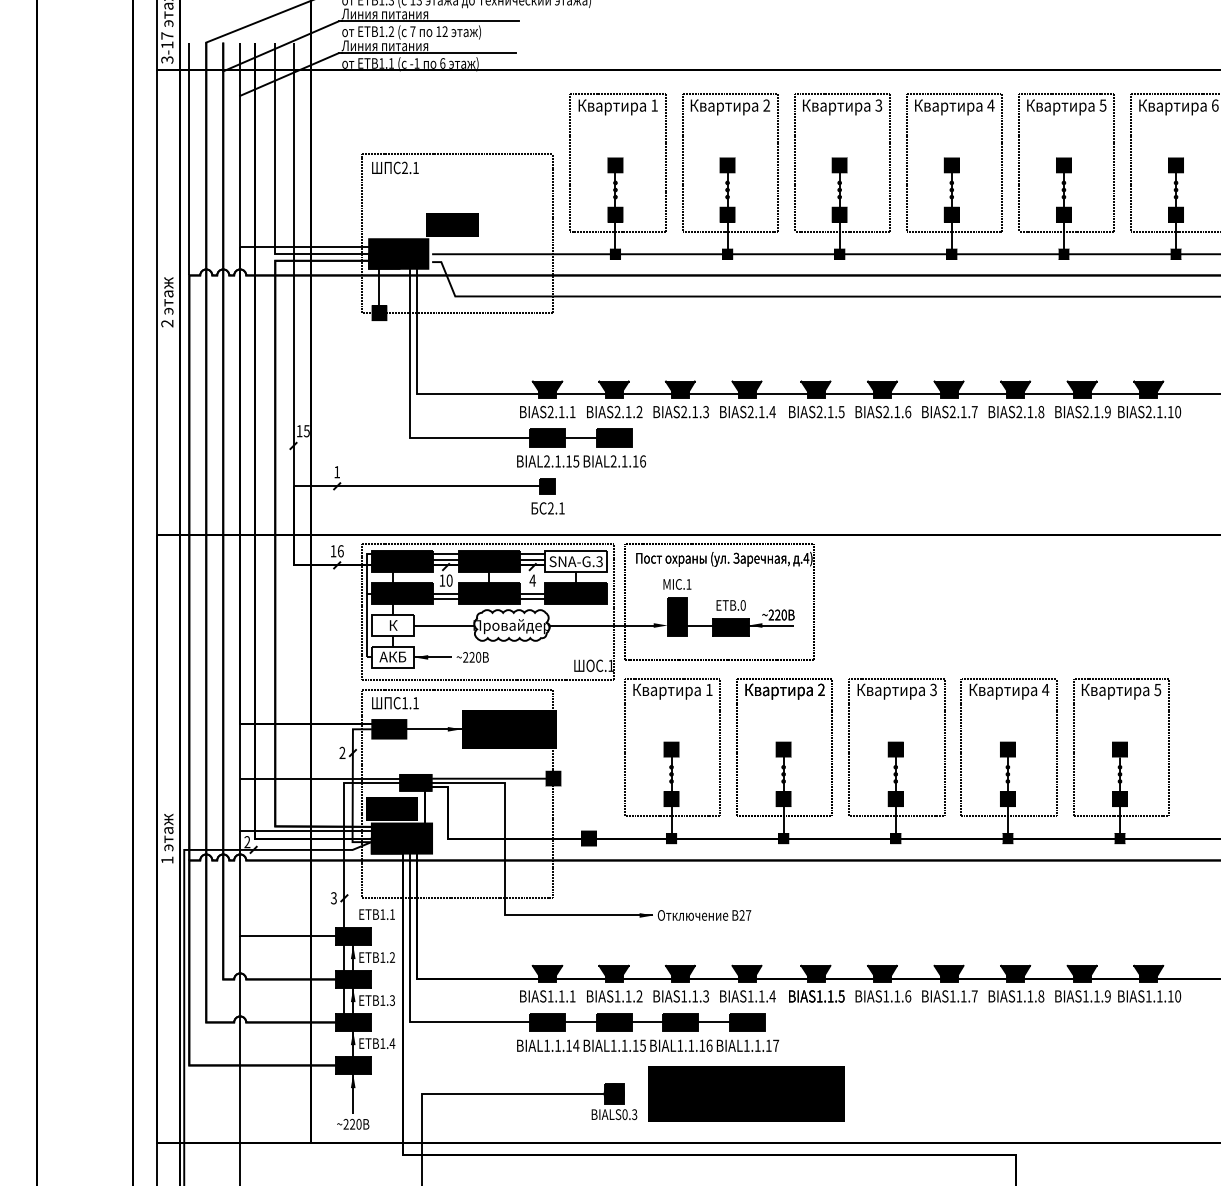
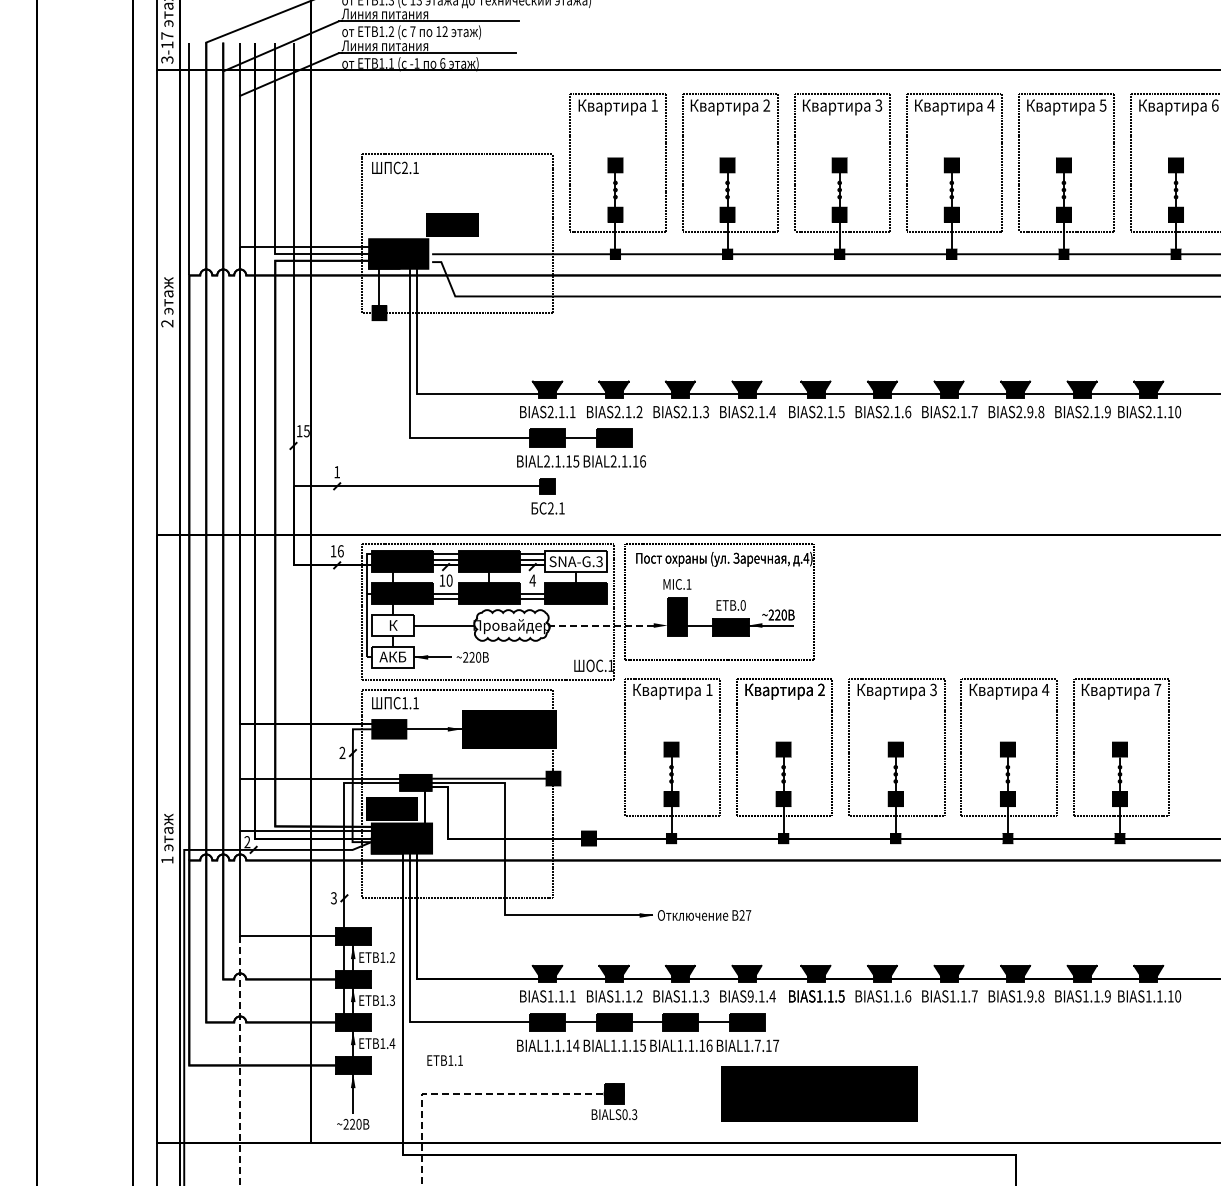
text: BIAS2.1.8 -> BIAS2.9.8 (1030, 412)
line: solid -> dashed (600, 625)
text: 5 -> 7 (1157, 690)
text position: (376, 914) -> (444, 1060) (444, 1060)
text: BIAS1.1.4 -> BIAS9.1.4 (750, 996)
text: BIAS1.1.8 -> BIAS1.9.8 (1030, 996)
text: BIAL1.1.17 -> BIAL1.7.17 (757, 1045)
line: solid -> dashed (240, 1061)
line: solid -> dashed (467, 1093)
text position: (746, 1093) -> (819, 1093) (819, 1093)
